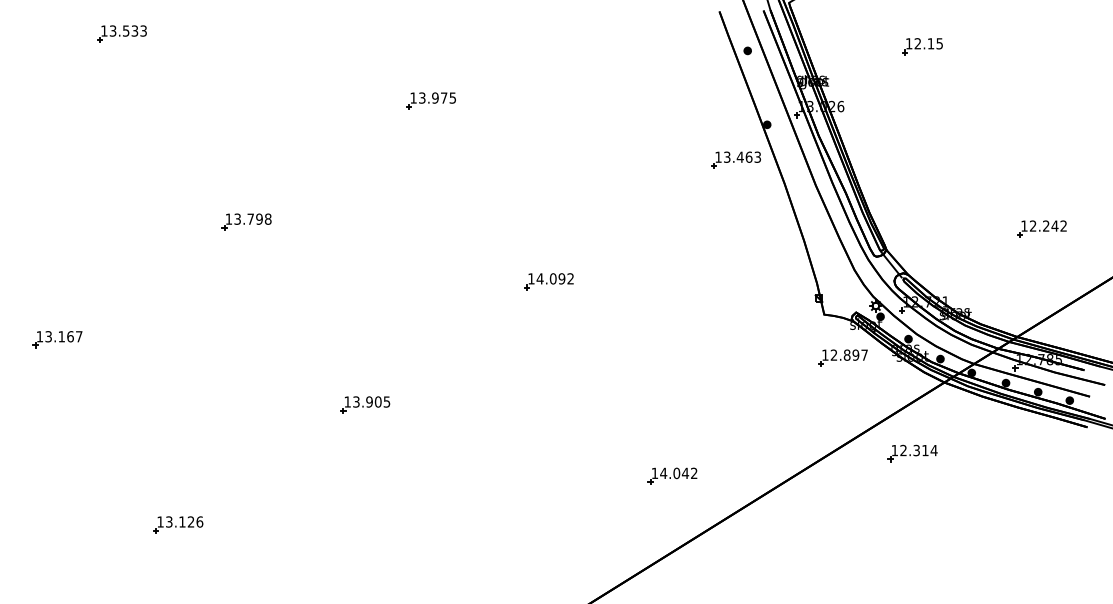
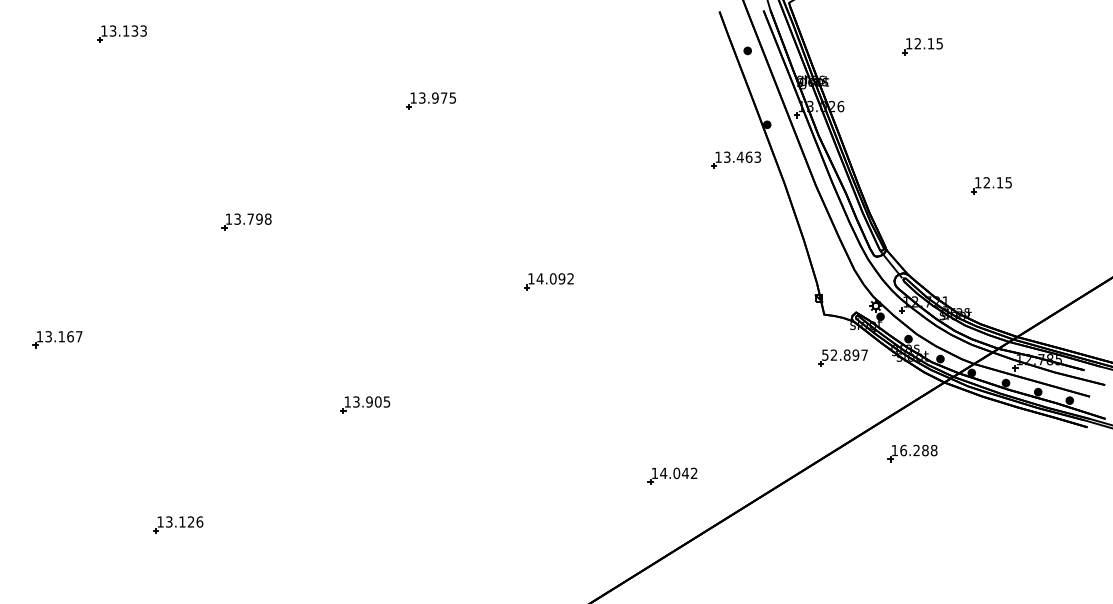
text: 13.533 -> 13.133 (126, 30)
part: none -> present (991, 185)
part: present -> none (1041, 228)
text: 12.897 -> 52.897 (825, 354)
text: 12.314 -> 16.288 (918, 450)
